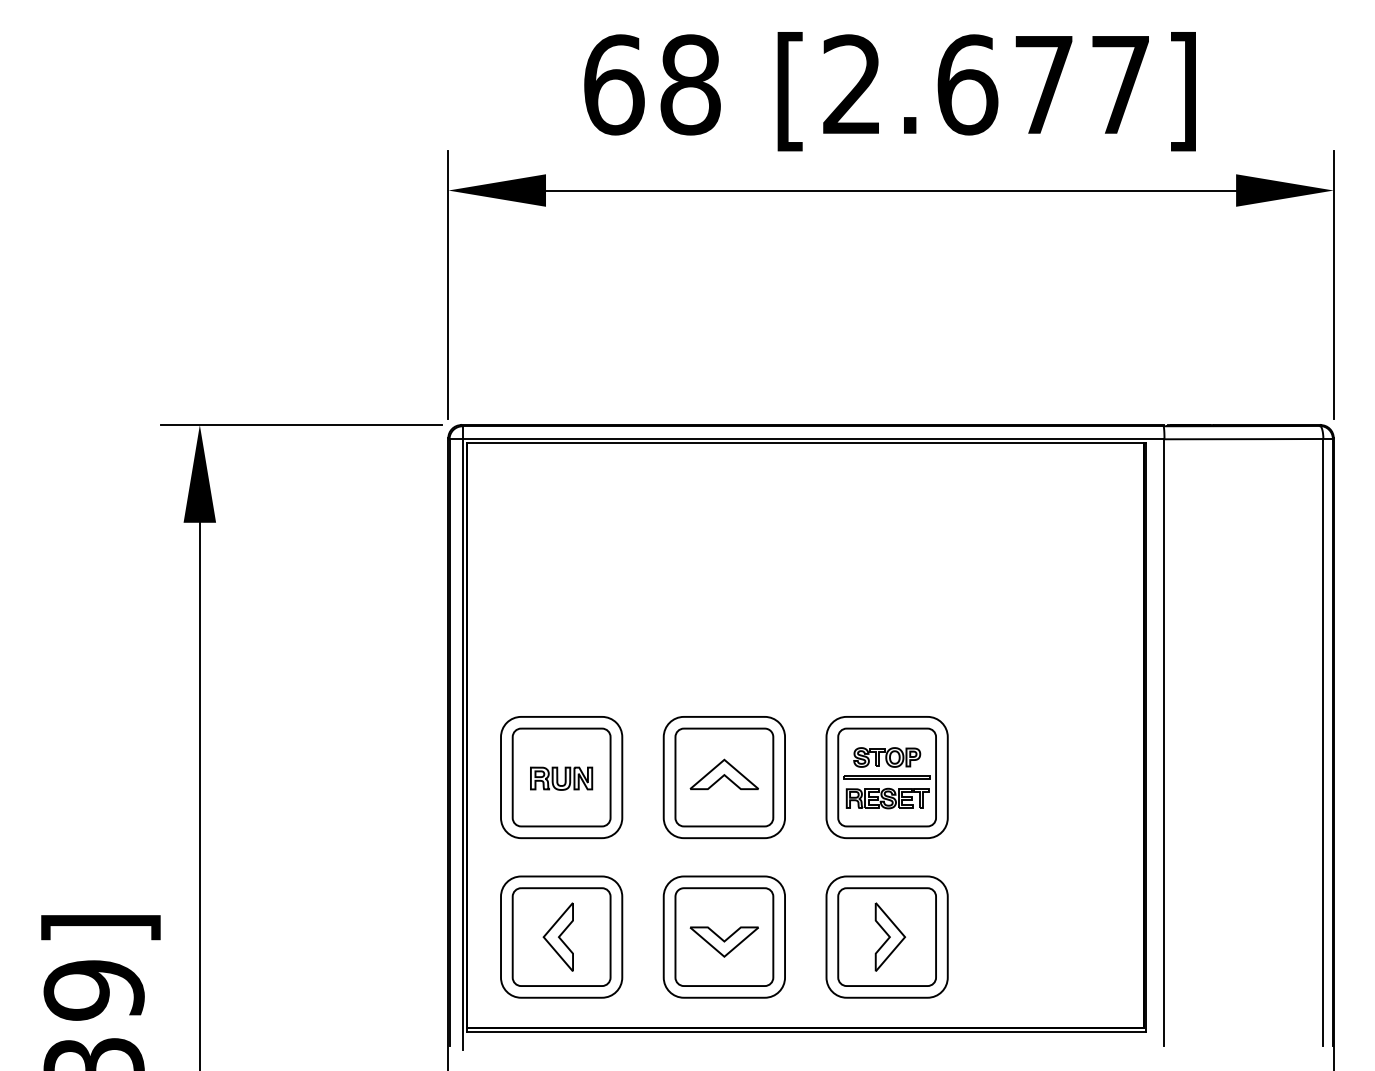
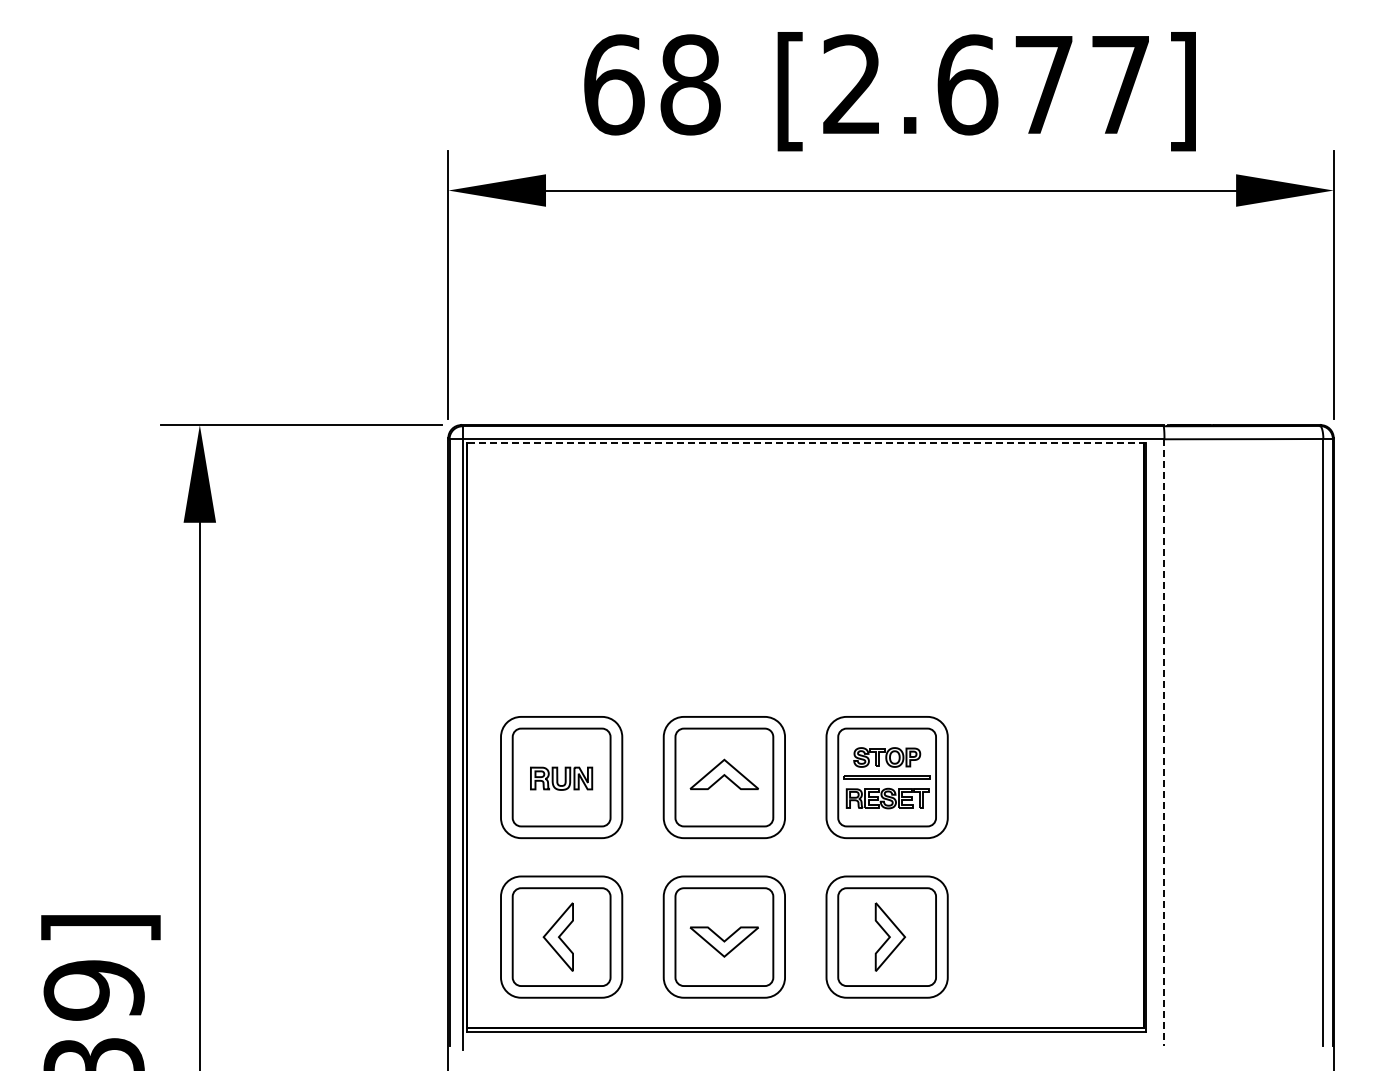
line: solid -> dashed (806, 443)
line: solid -> dashed (1164, 743)
